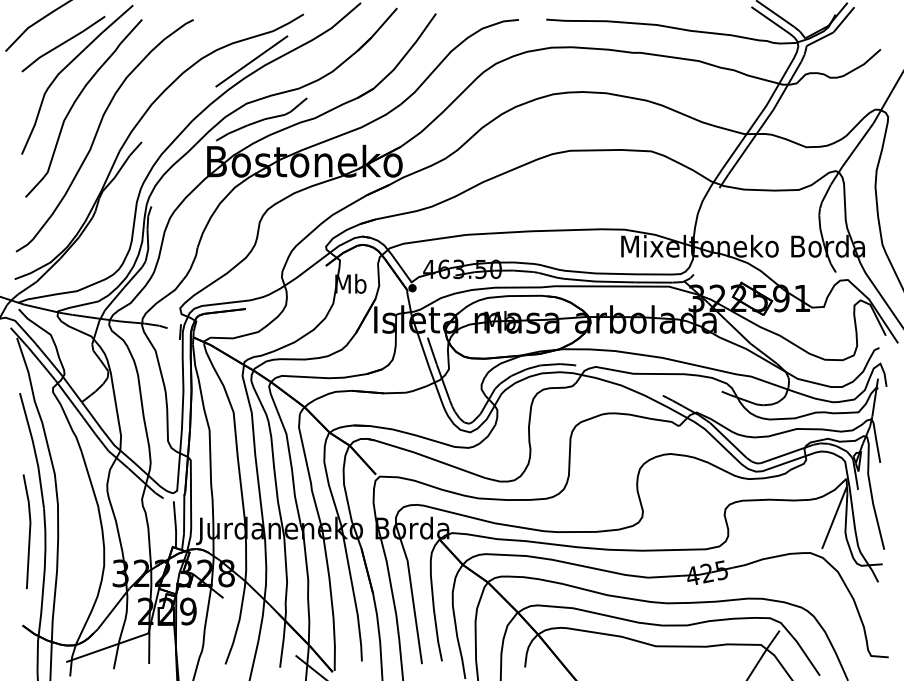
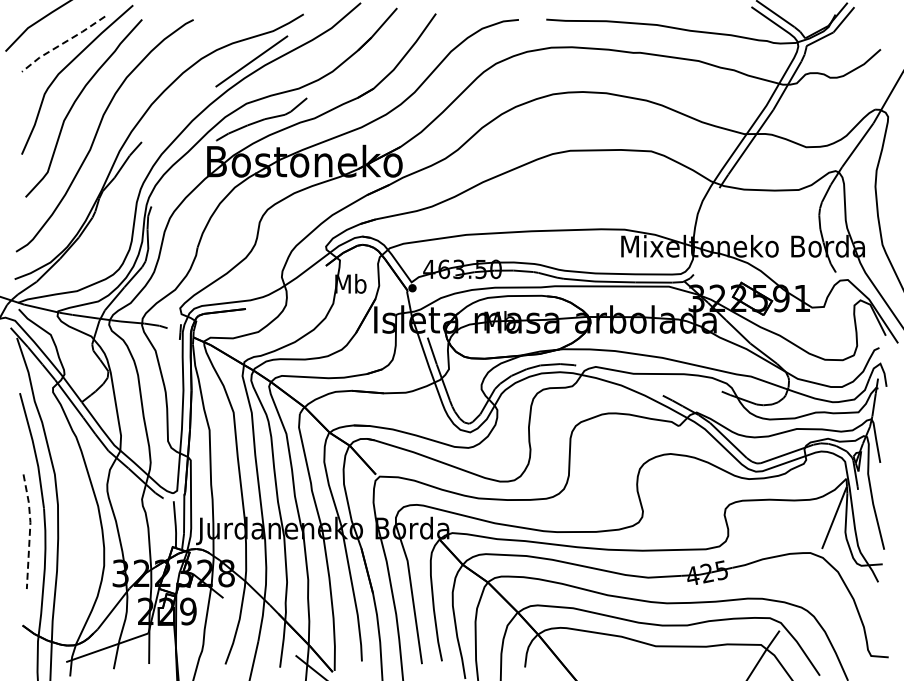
line: solid -> dashed (62, 43)
line: solid -> dashed (30, 530)
